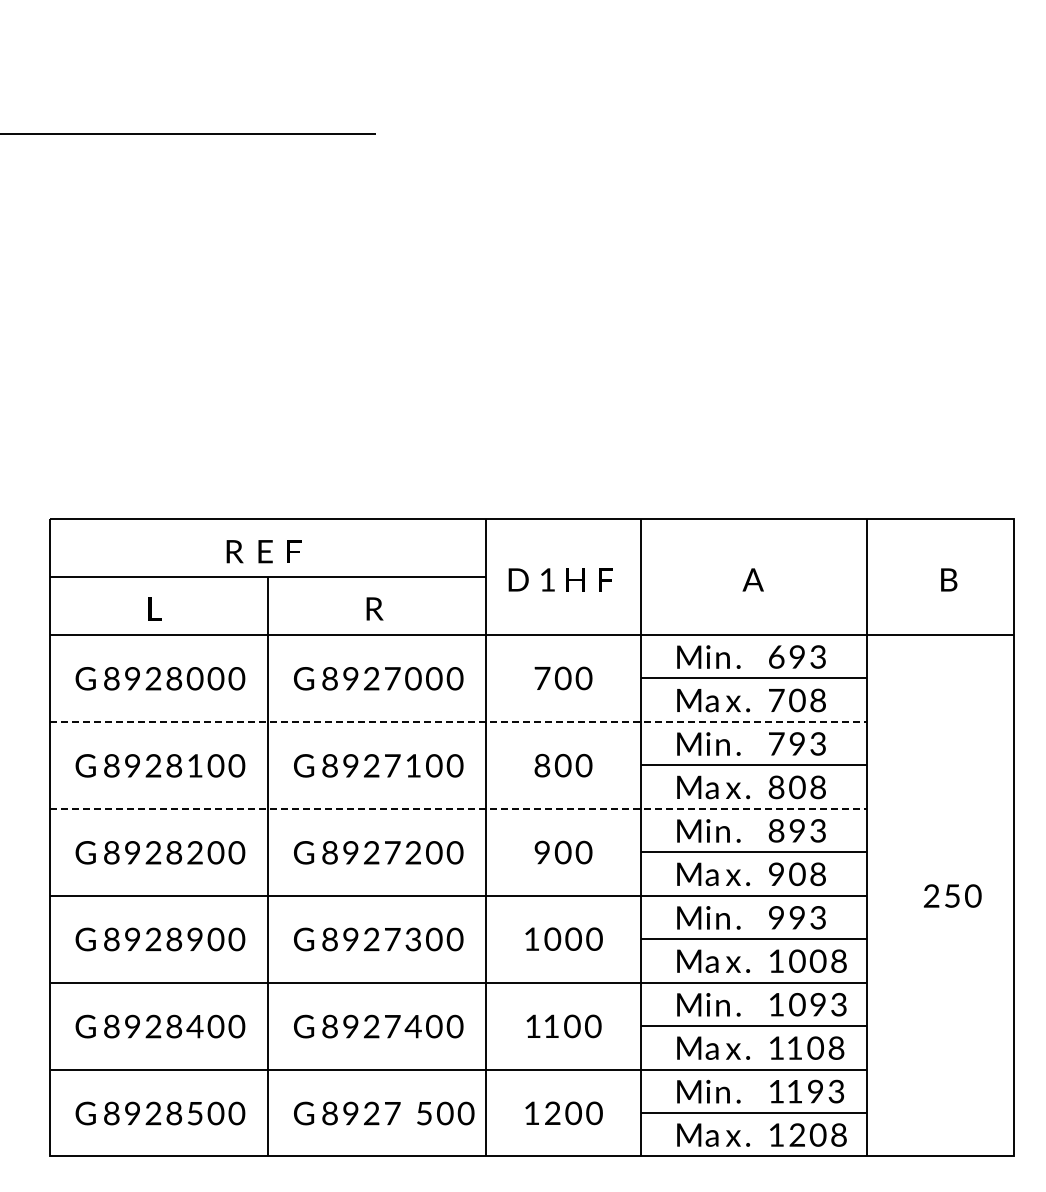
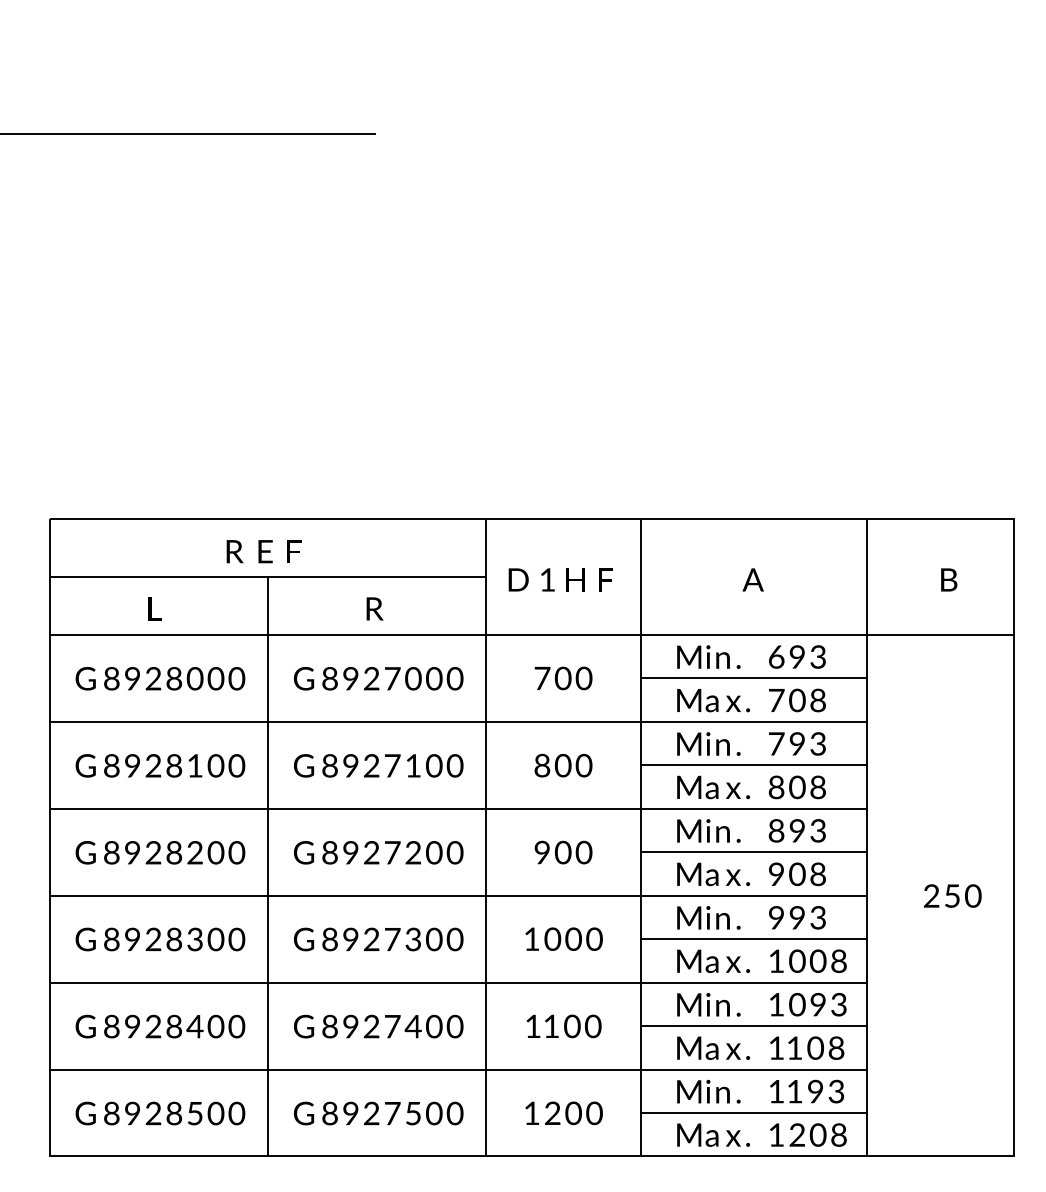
line: dashed -> solid (458, 721)
line: dashed -> solid (458, 808)
text: 9 -> 3 (194, 939)
text position: (445, 1113) -> (434, 1113) (434, 1113)
